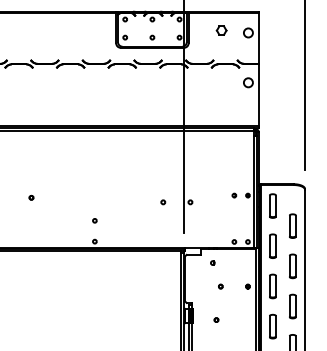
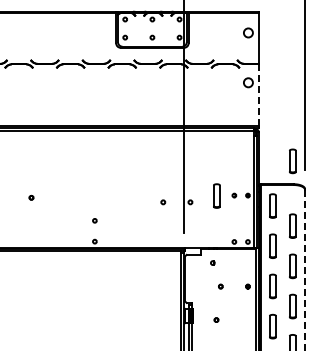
part: present -> none (221, 30)
line: solid -> dashed (259, 94)
part: none -> present (292, 161)
part: none -> present (216, 195)
line: solid -> dashed (305, 270)
